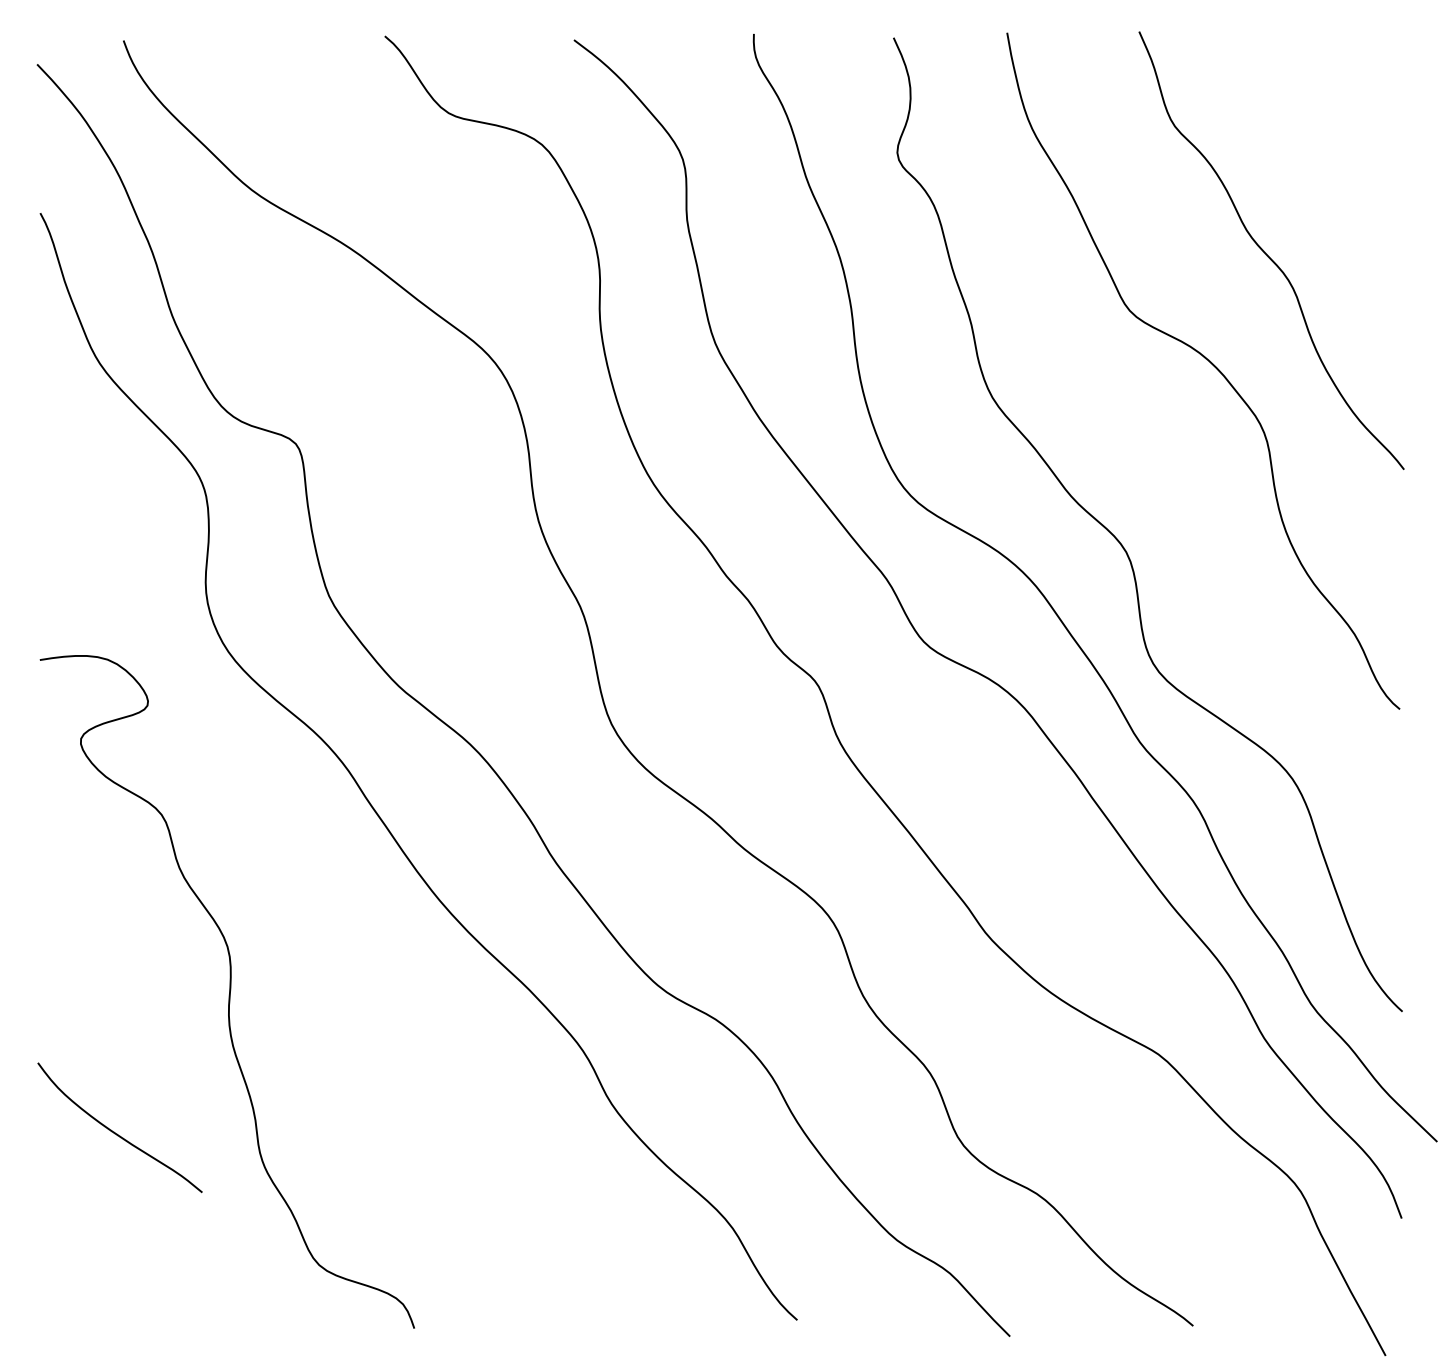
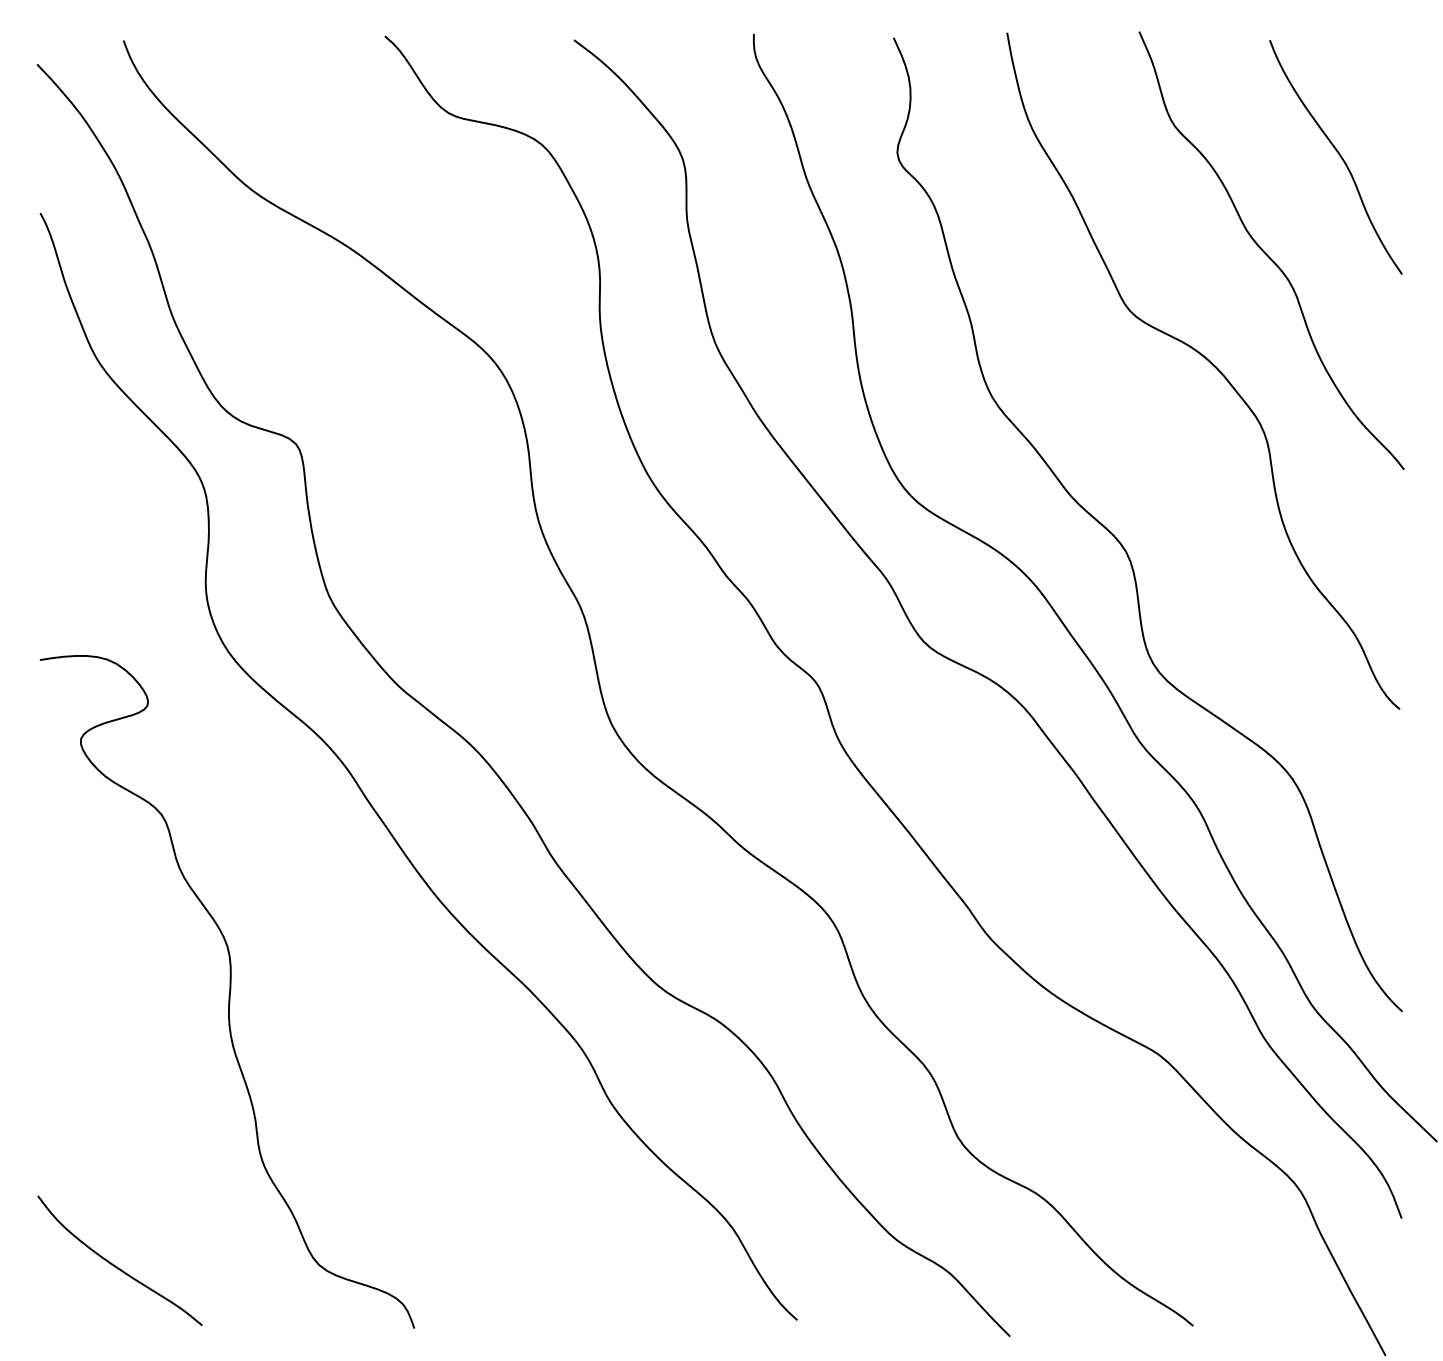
curve: none -> present (1339, 156)
curve position: (117, 1133) -> (117, 1266) (117, 1266)
